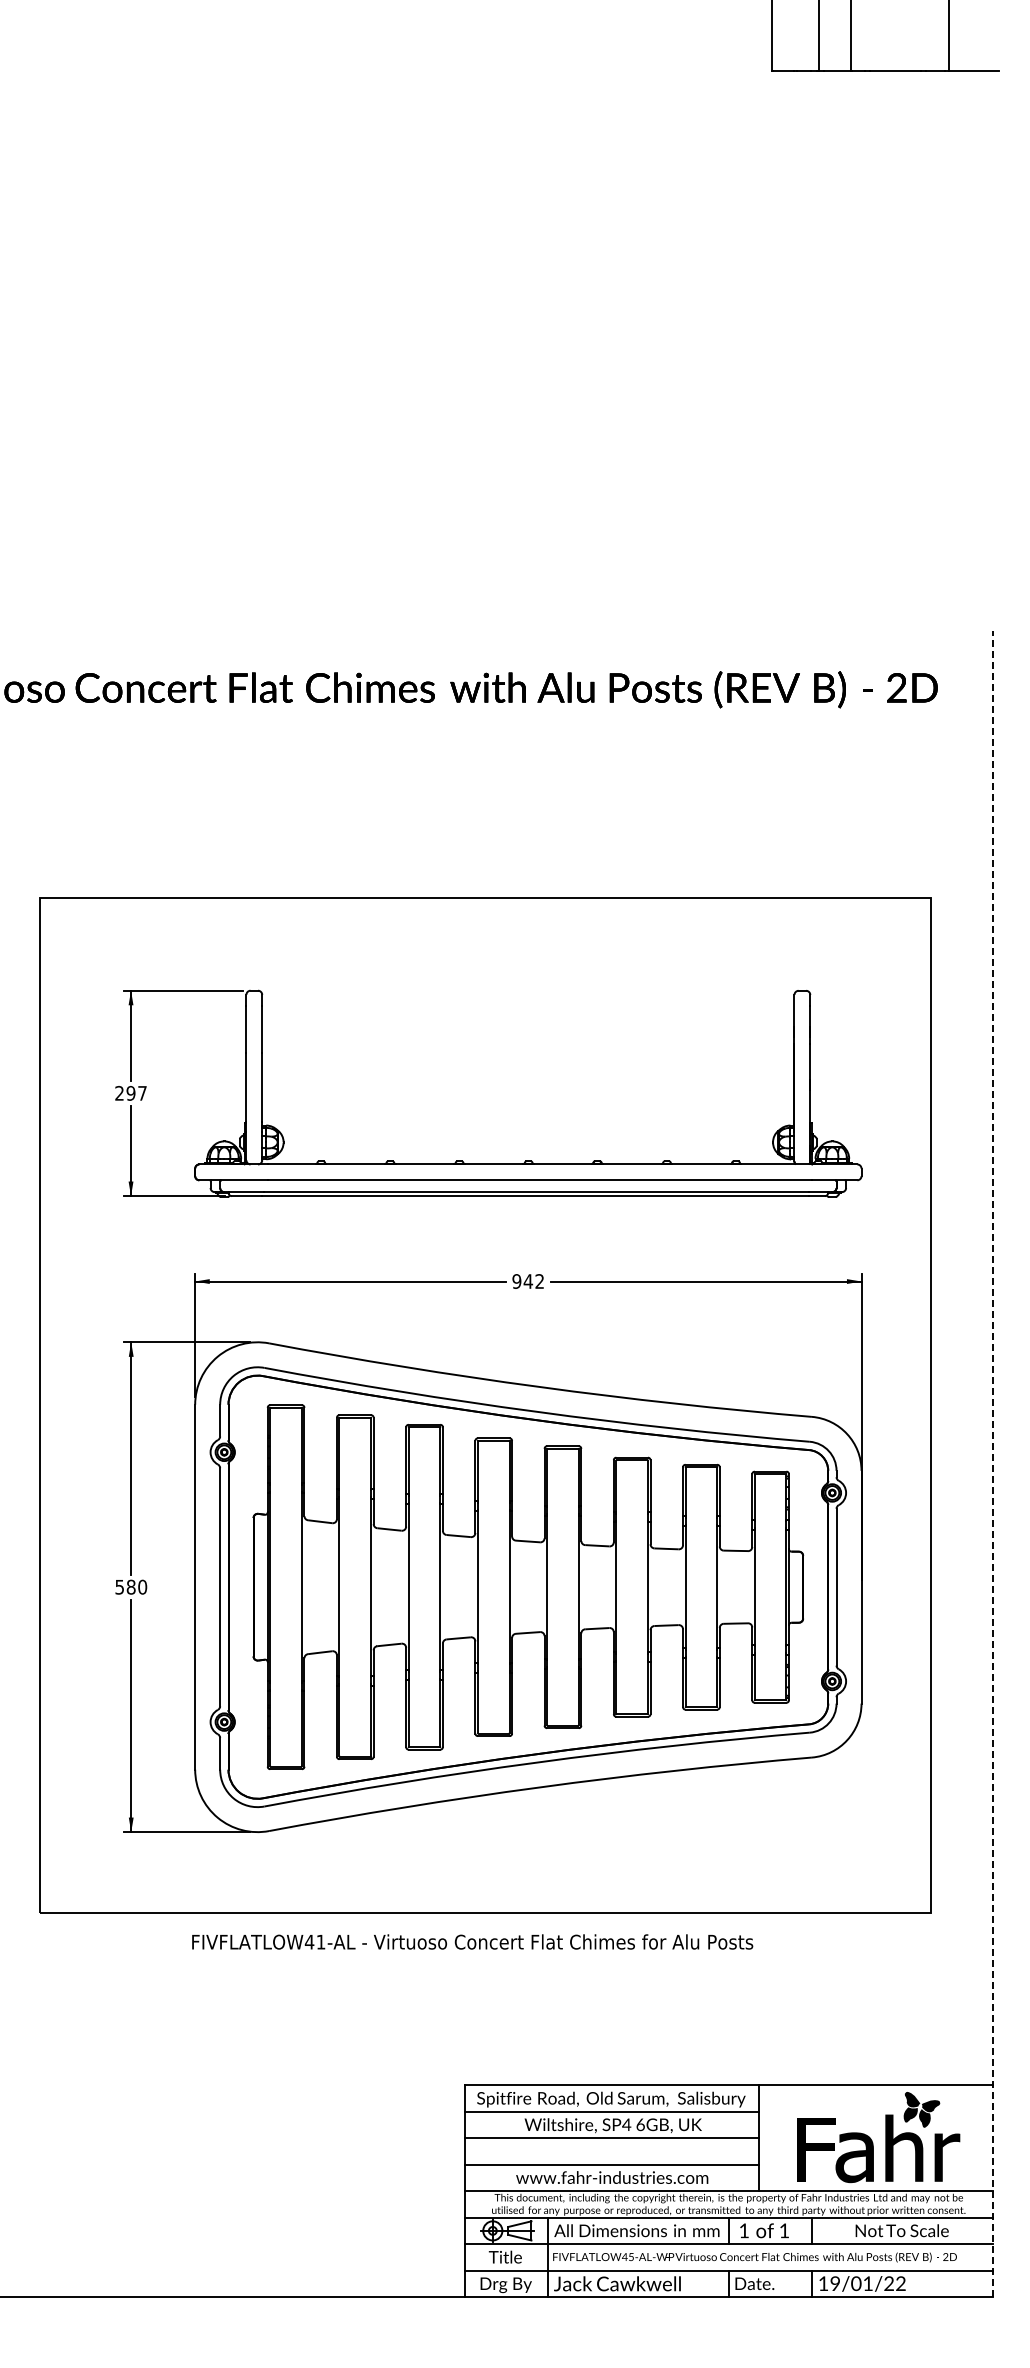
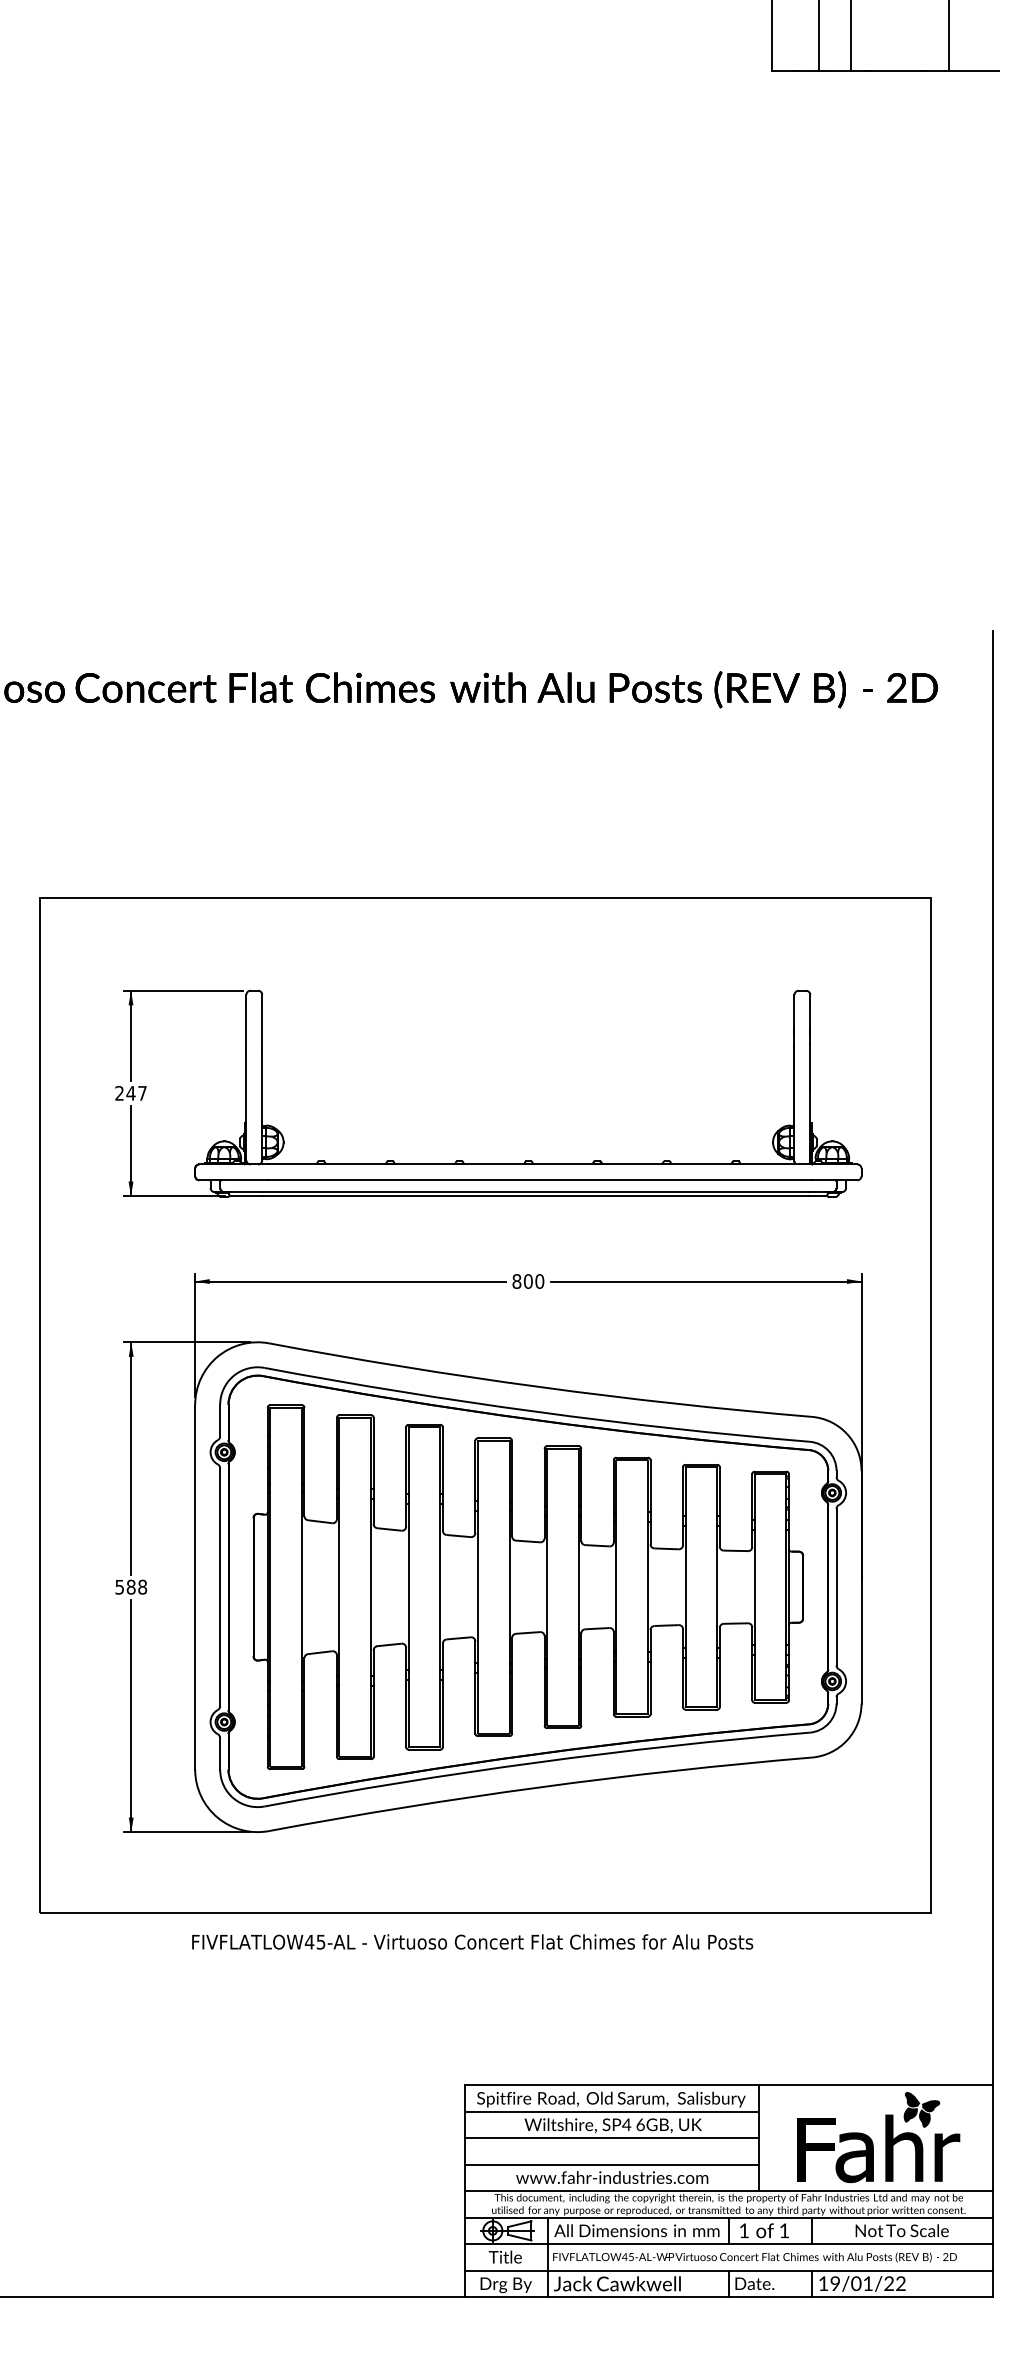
text: 297 -> 247 (130, 1092)
text: 942 -> 800 (528, 1281)
line: dashed -> solid (993, 1464)
text: 580 -> 588 (142, 1587)
text: FIVFLATLOW41-AL -> FIVFLATLOW45-AL (320, 1941)
